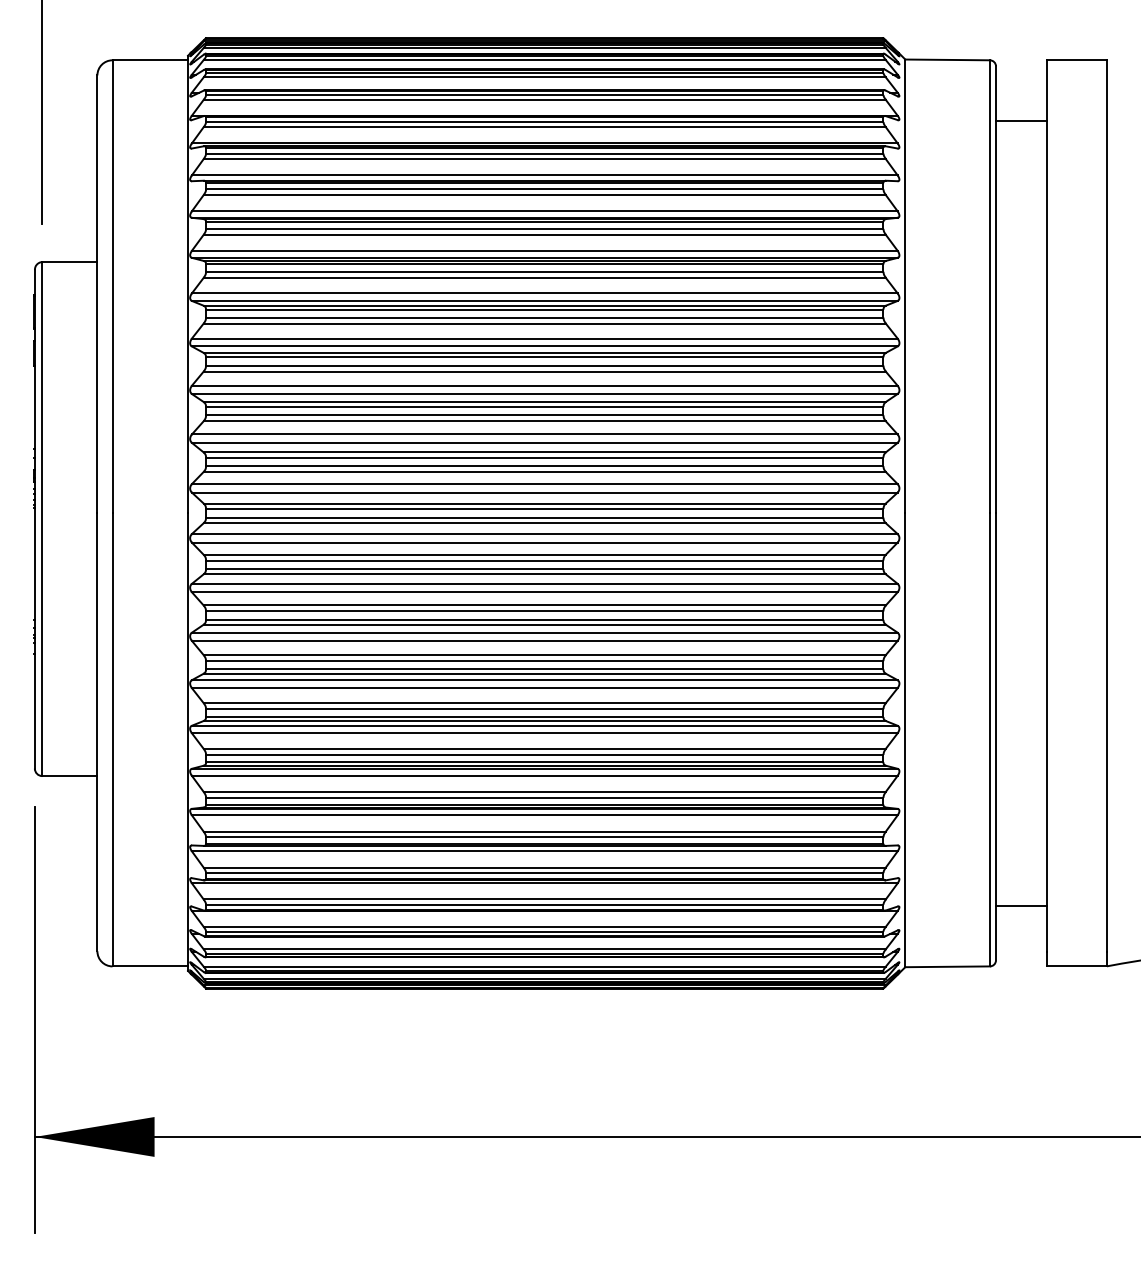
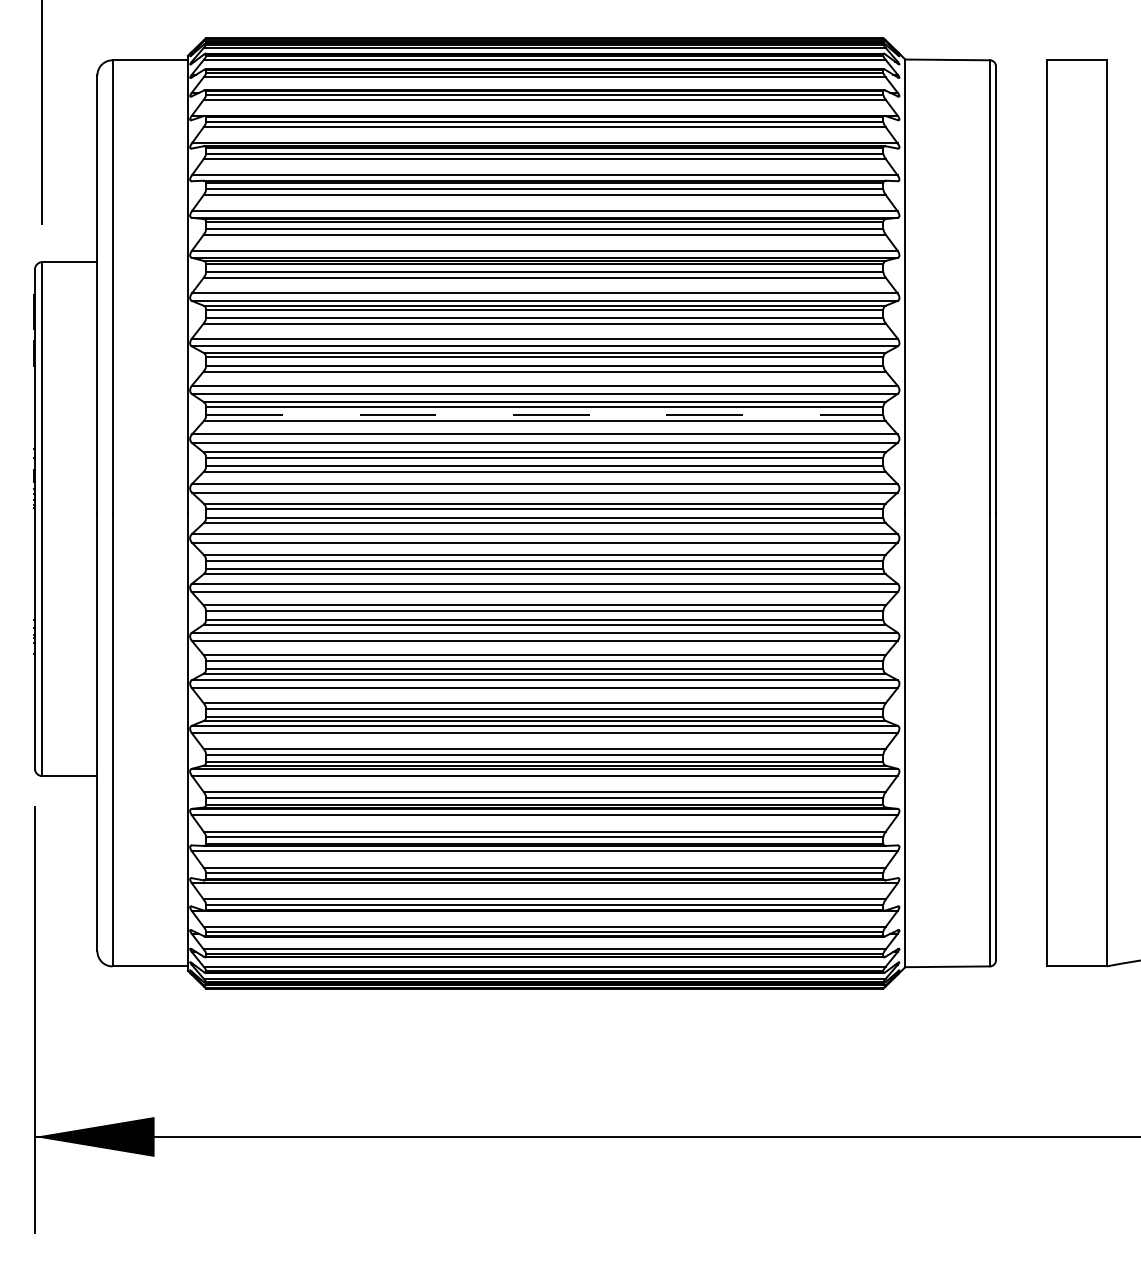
line: present -> none (1020, 120)
line: solid -> dashed (544, 415)
line: present -> none (1020, 905)
